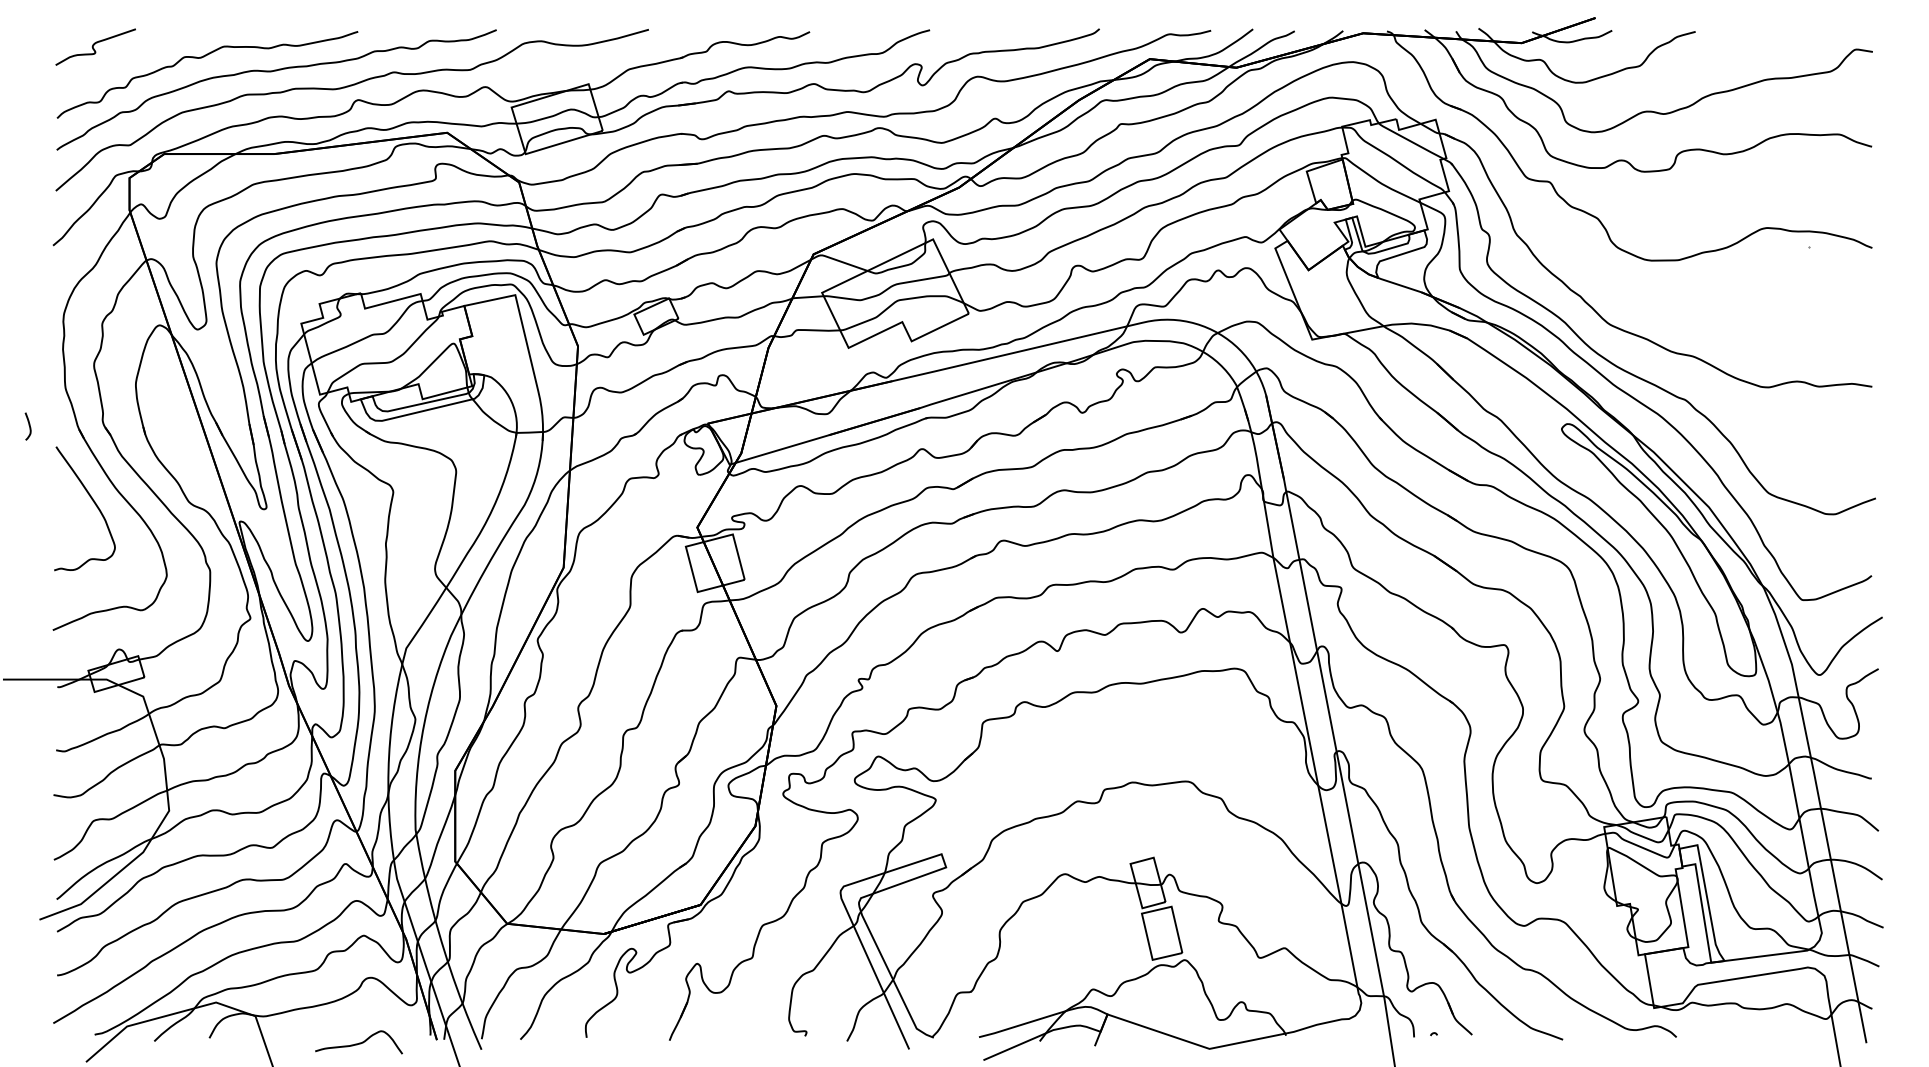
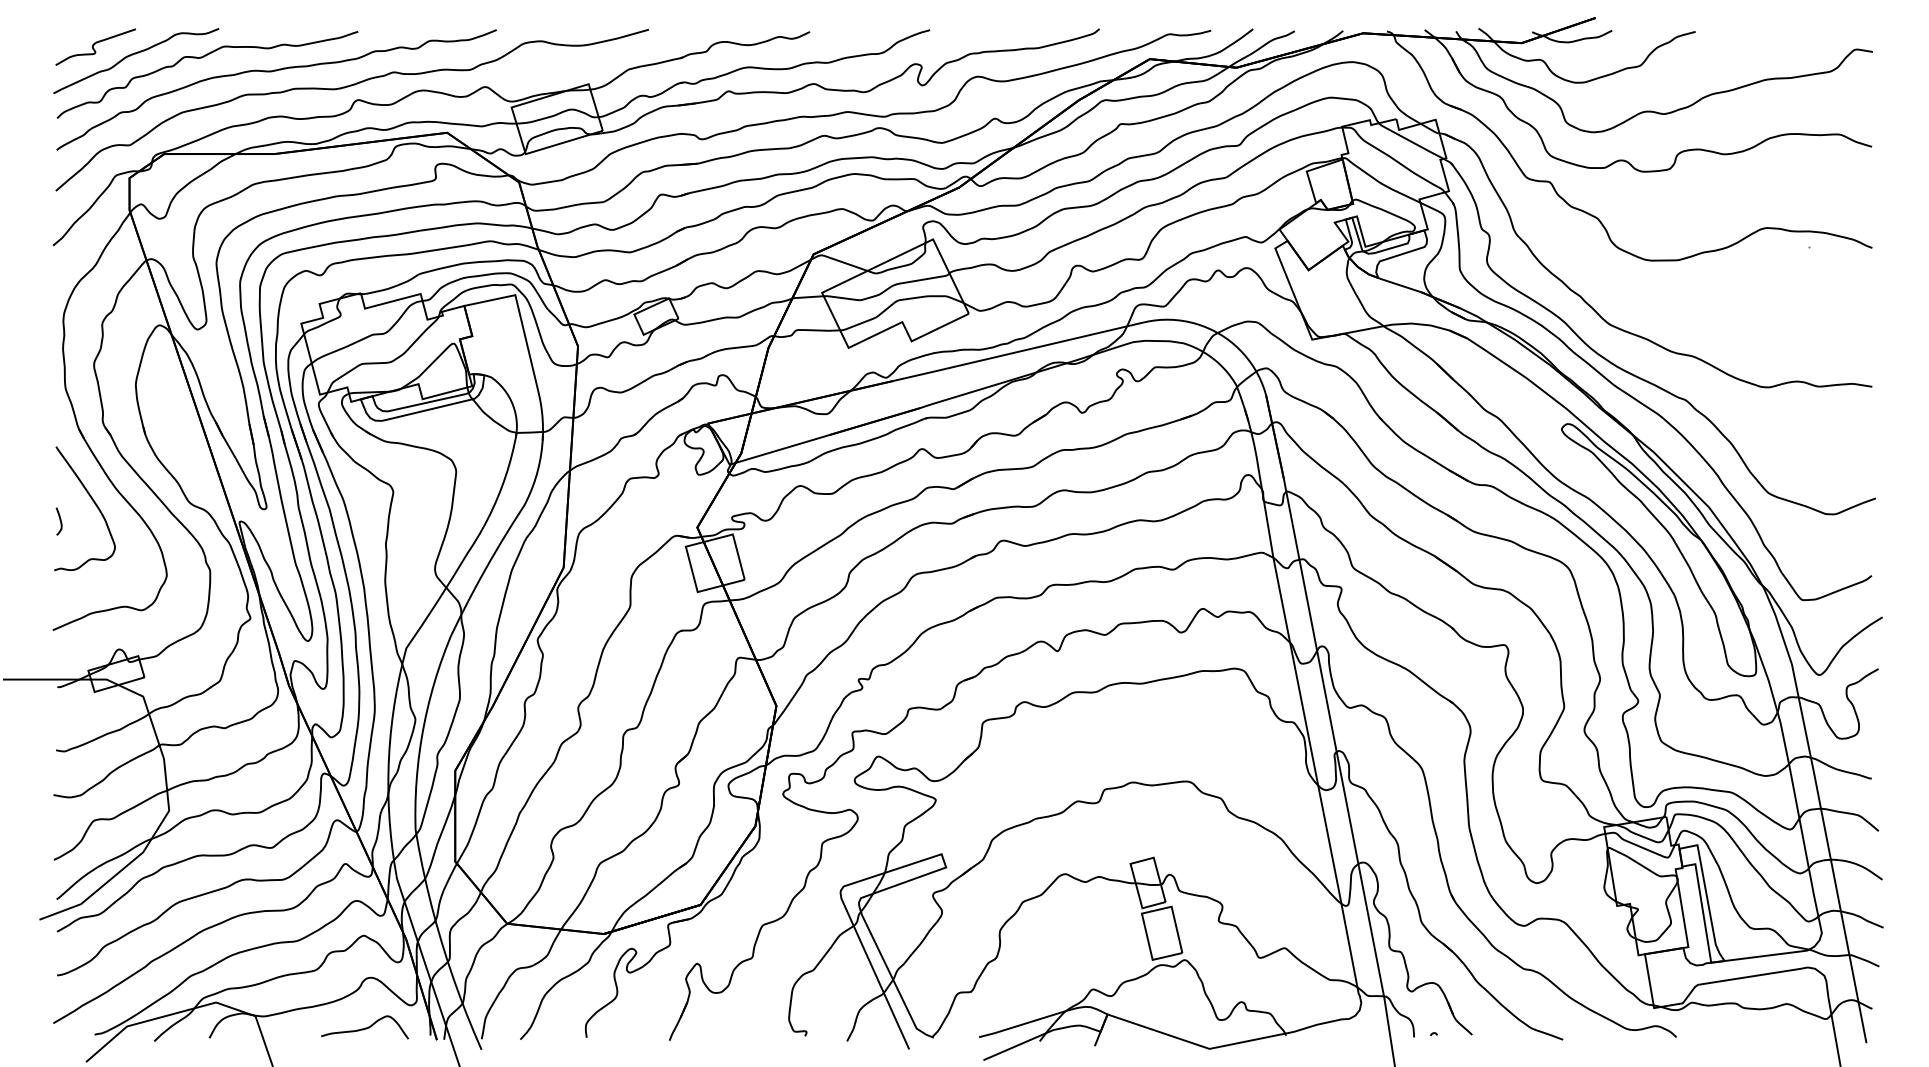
curve: none -> present (135, 54)
curve position: (28, 425) -> (59, 520) (59, 520)
curve position: (359, 1042) -> (365, 1027) (365, 1027)
